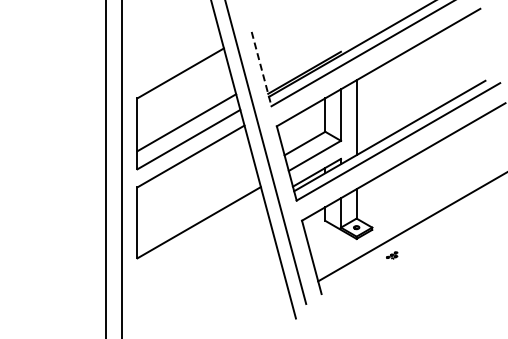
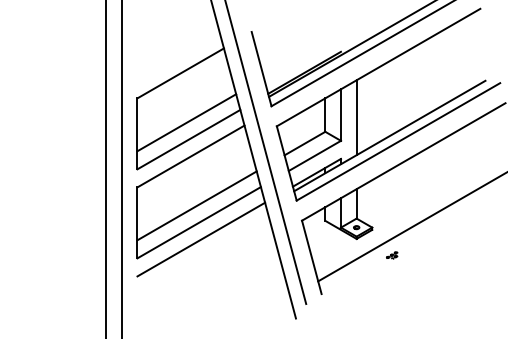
line: dashed -> solid (261, 69)
line: none -> present (196, 205)
line: none -> present (201, 239)
